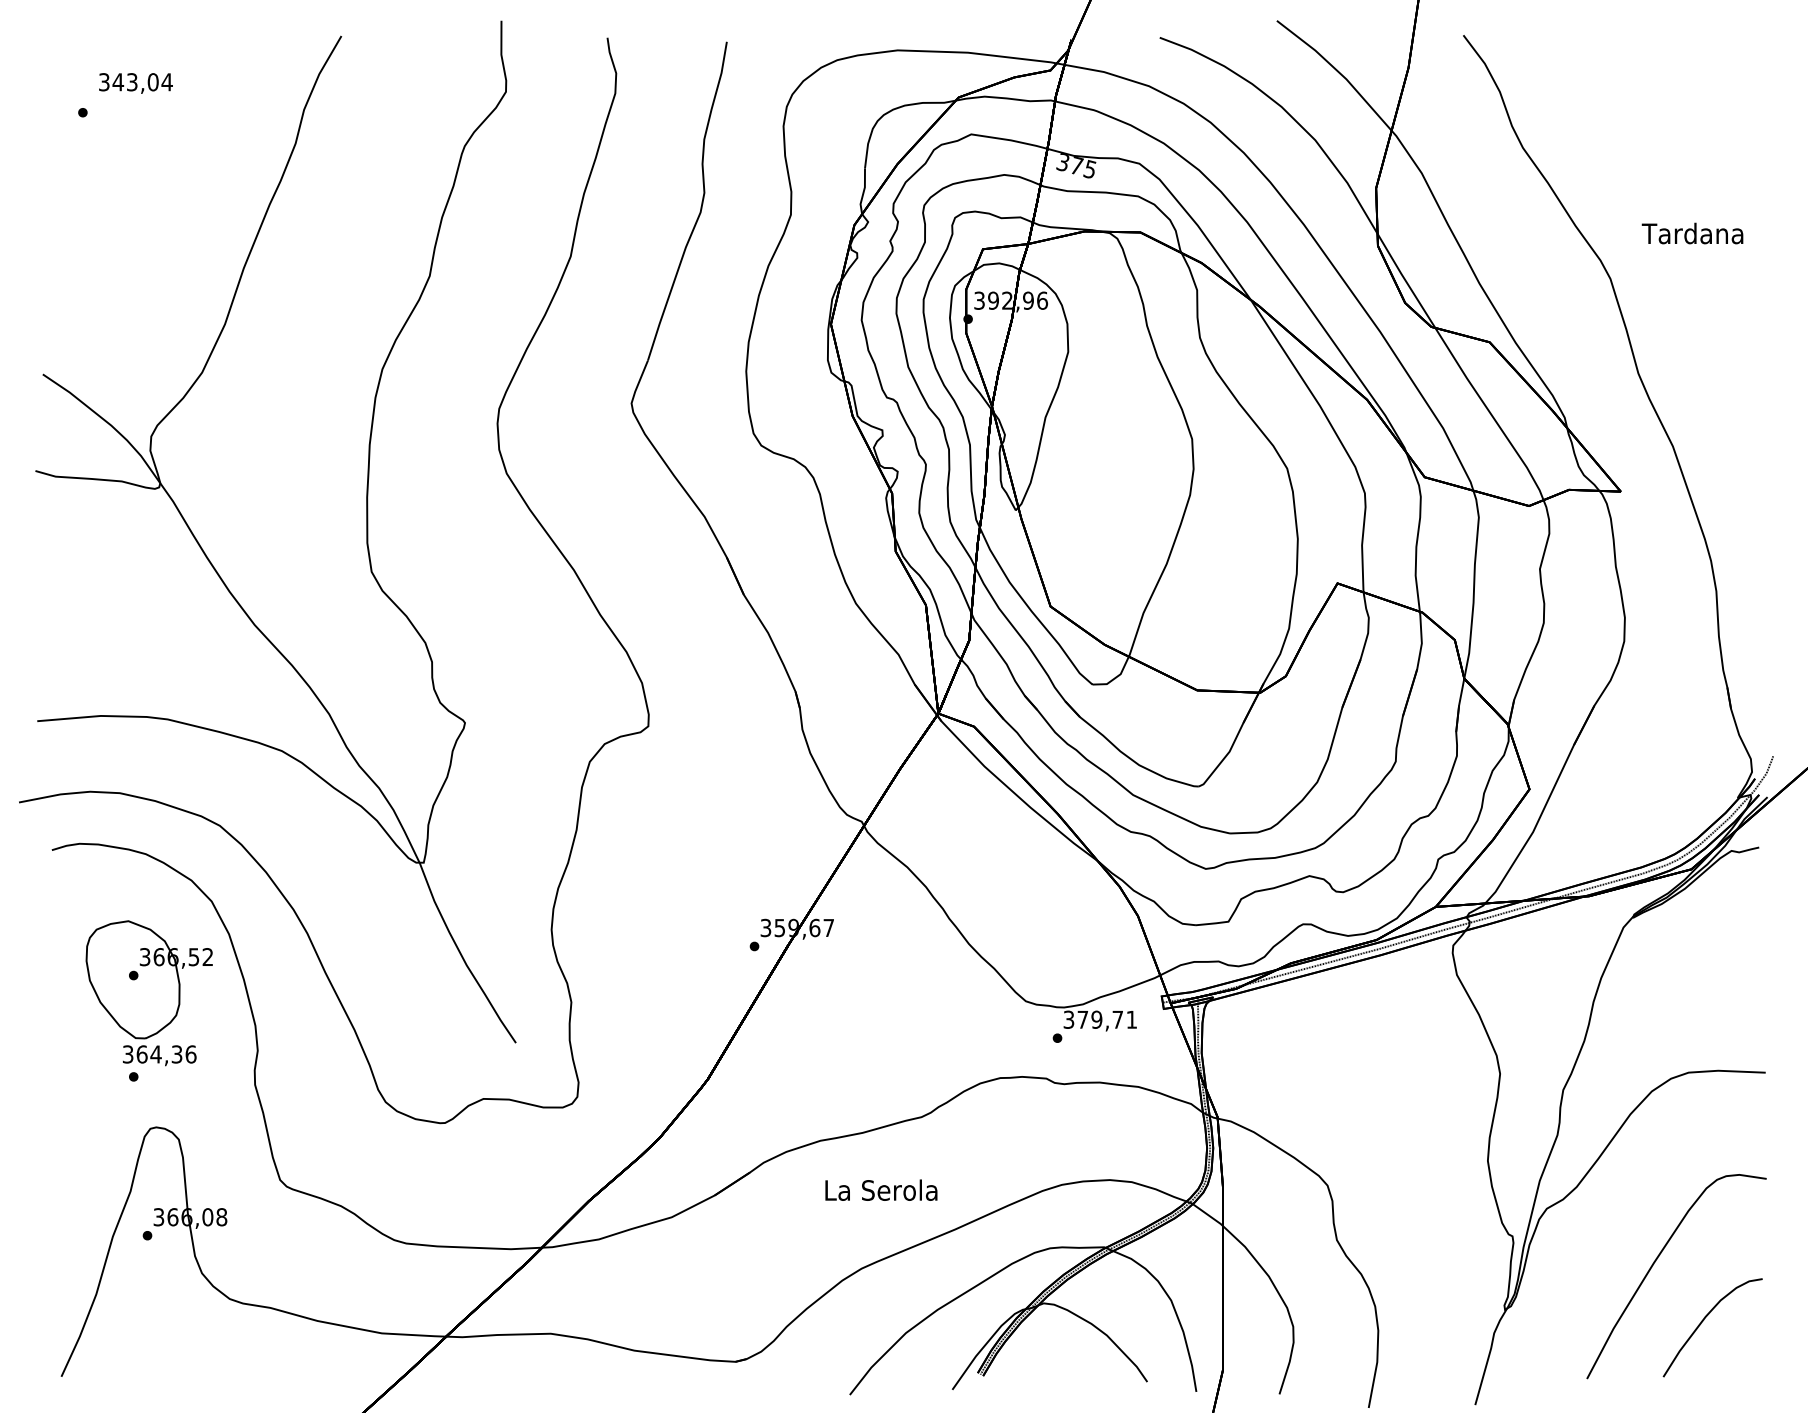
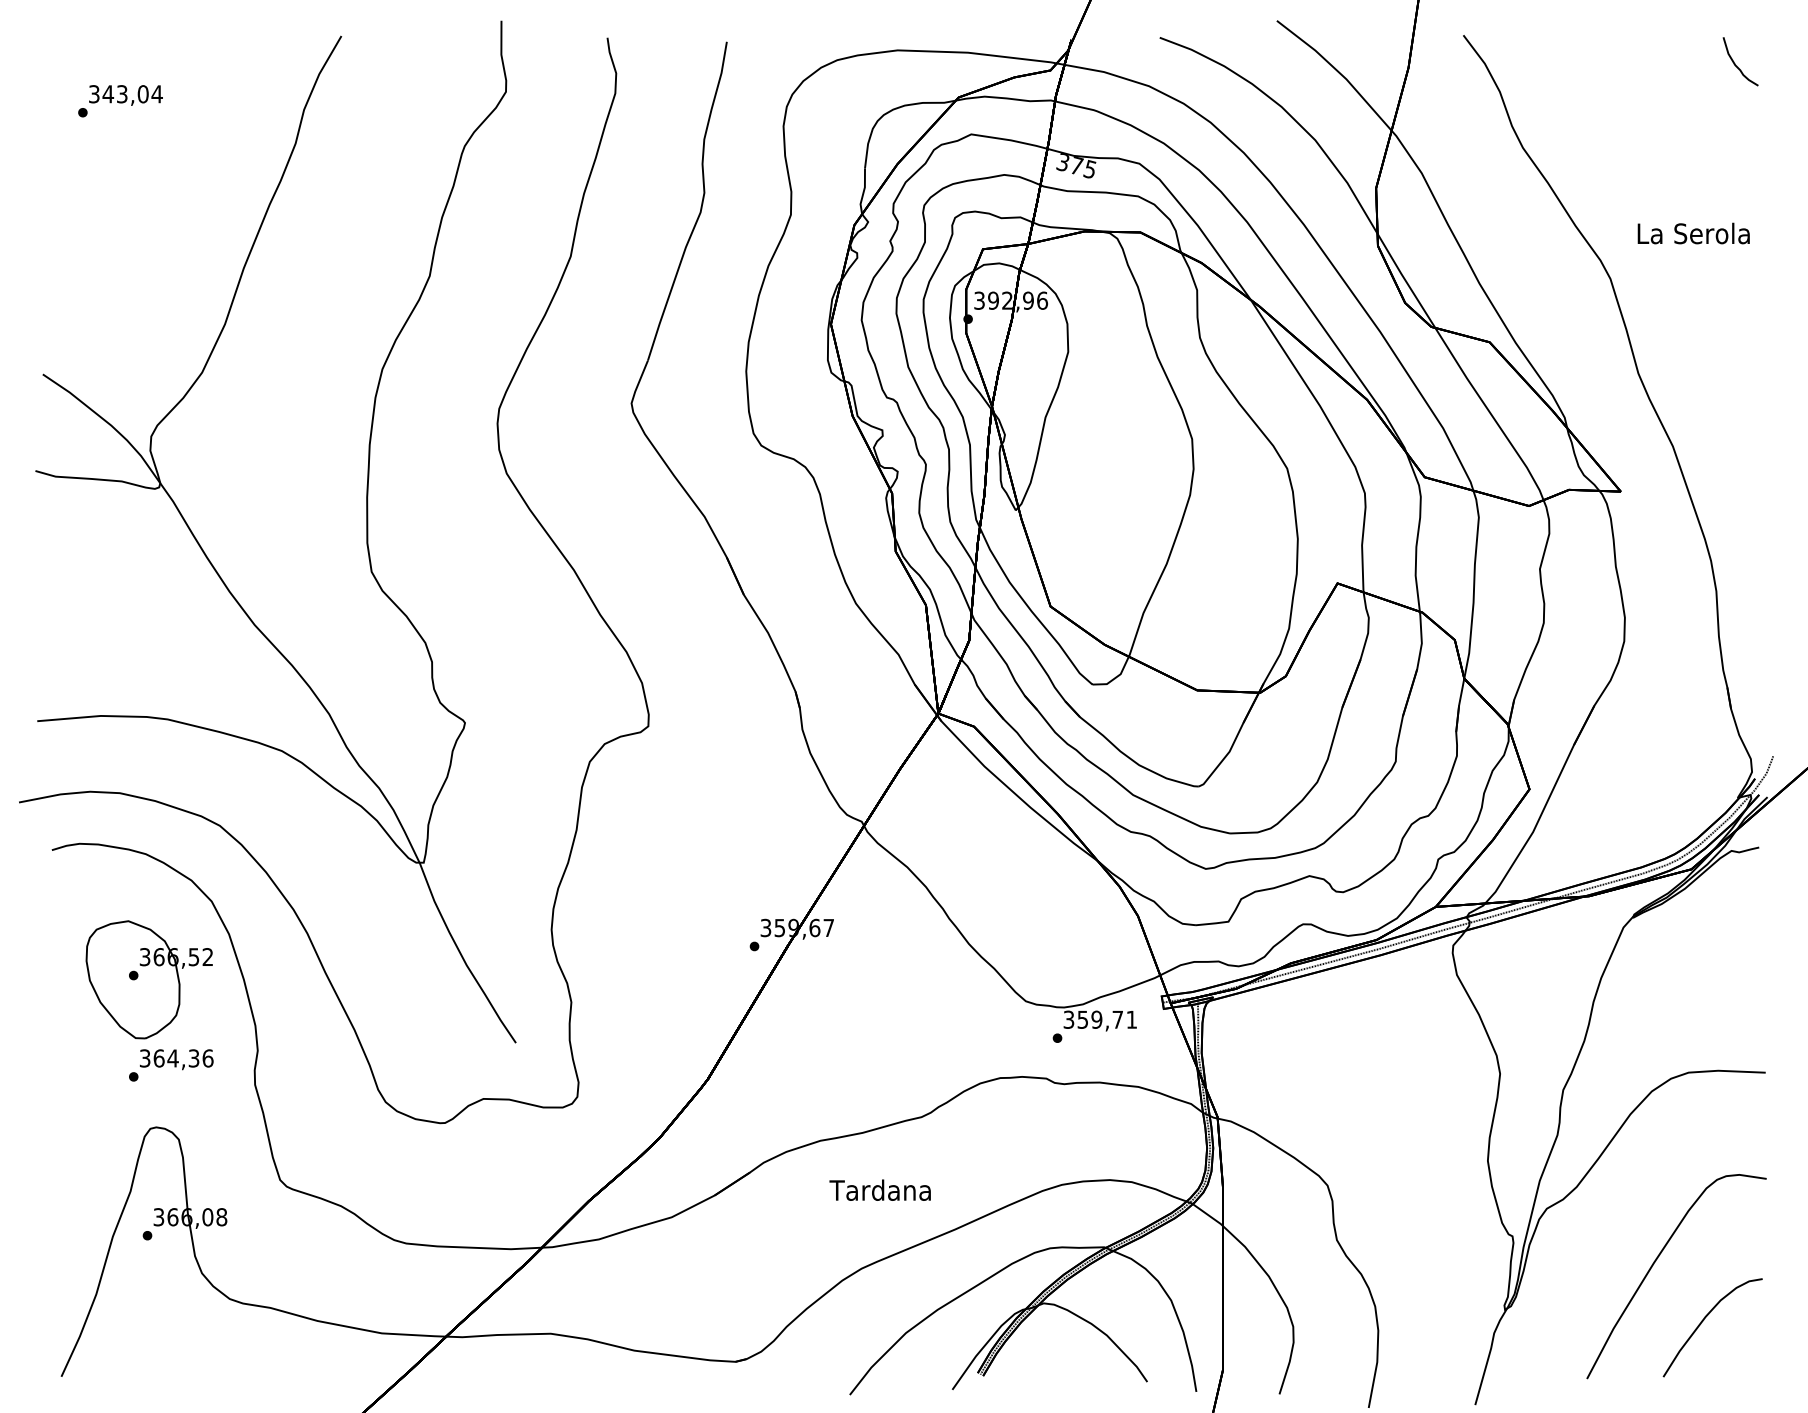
part: none -> present (1740, 61)
text position: (135, 83) -> (125, 95) (125, 95)
text: Tardana -> La Serola (1693, 233)
text: 379,71 -> 359,71 (1082, 1019)
text position: (159, 1055) -> (176, 1059) (176, 1059)
text: La Serola -> Tardana (881, 1189)
